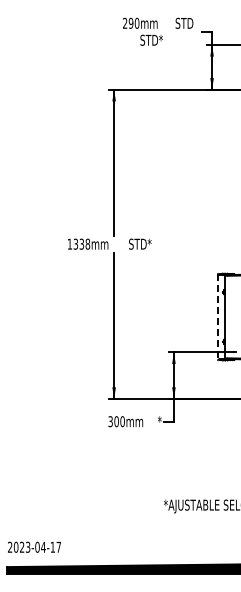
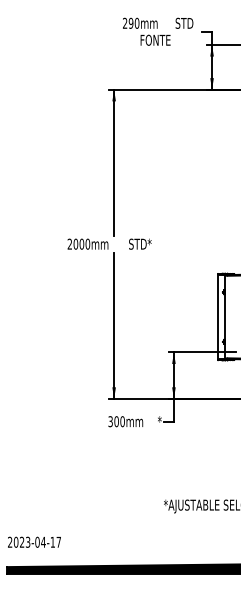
text: STD* -> FONTE (155, 39)
text: 1338mm -> 2000mm (78, 243)
line: dashed -> solid (218, 317)
text position: (34, 546) -> (34, 541) (34, 541)
